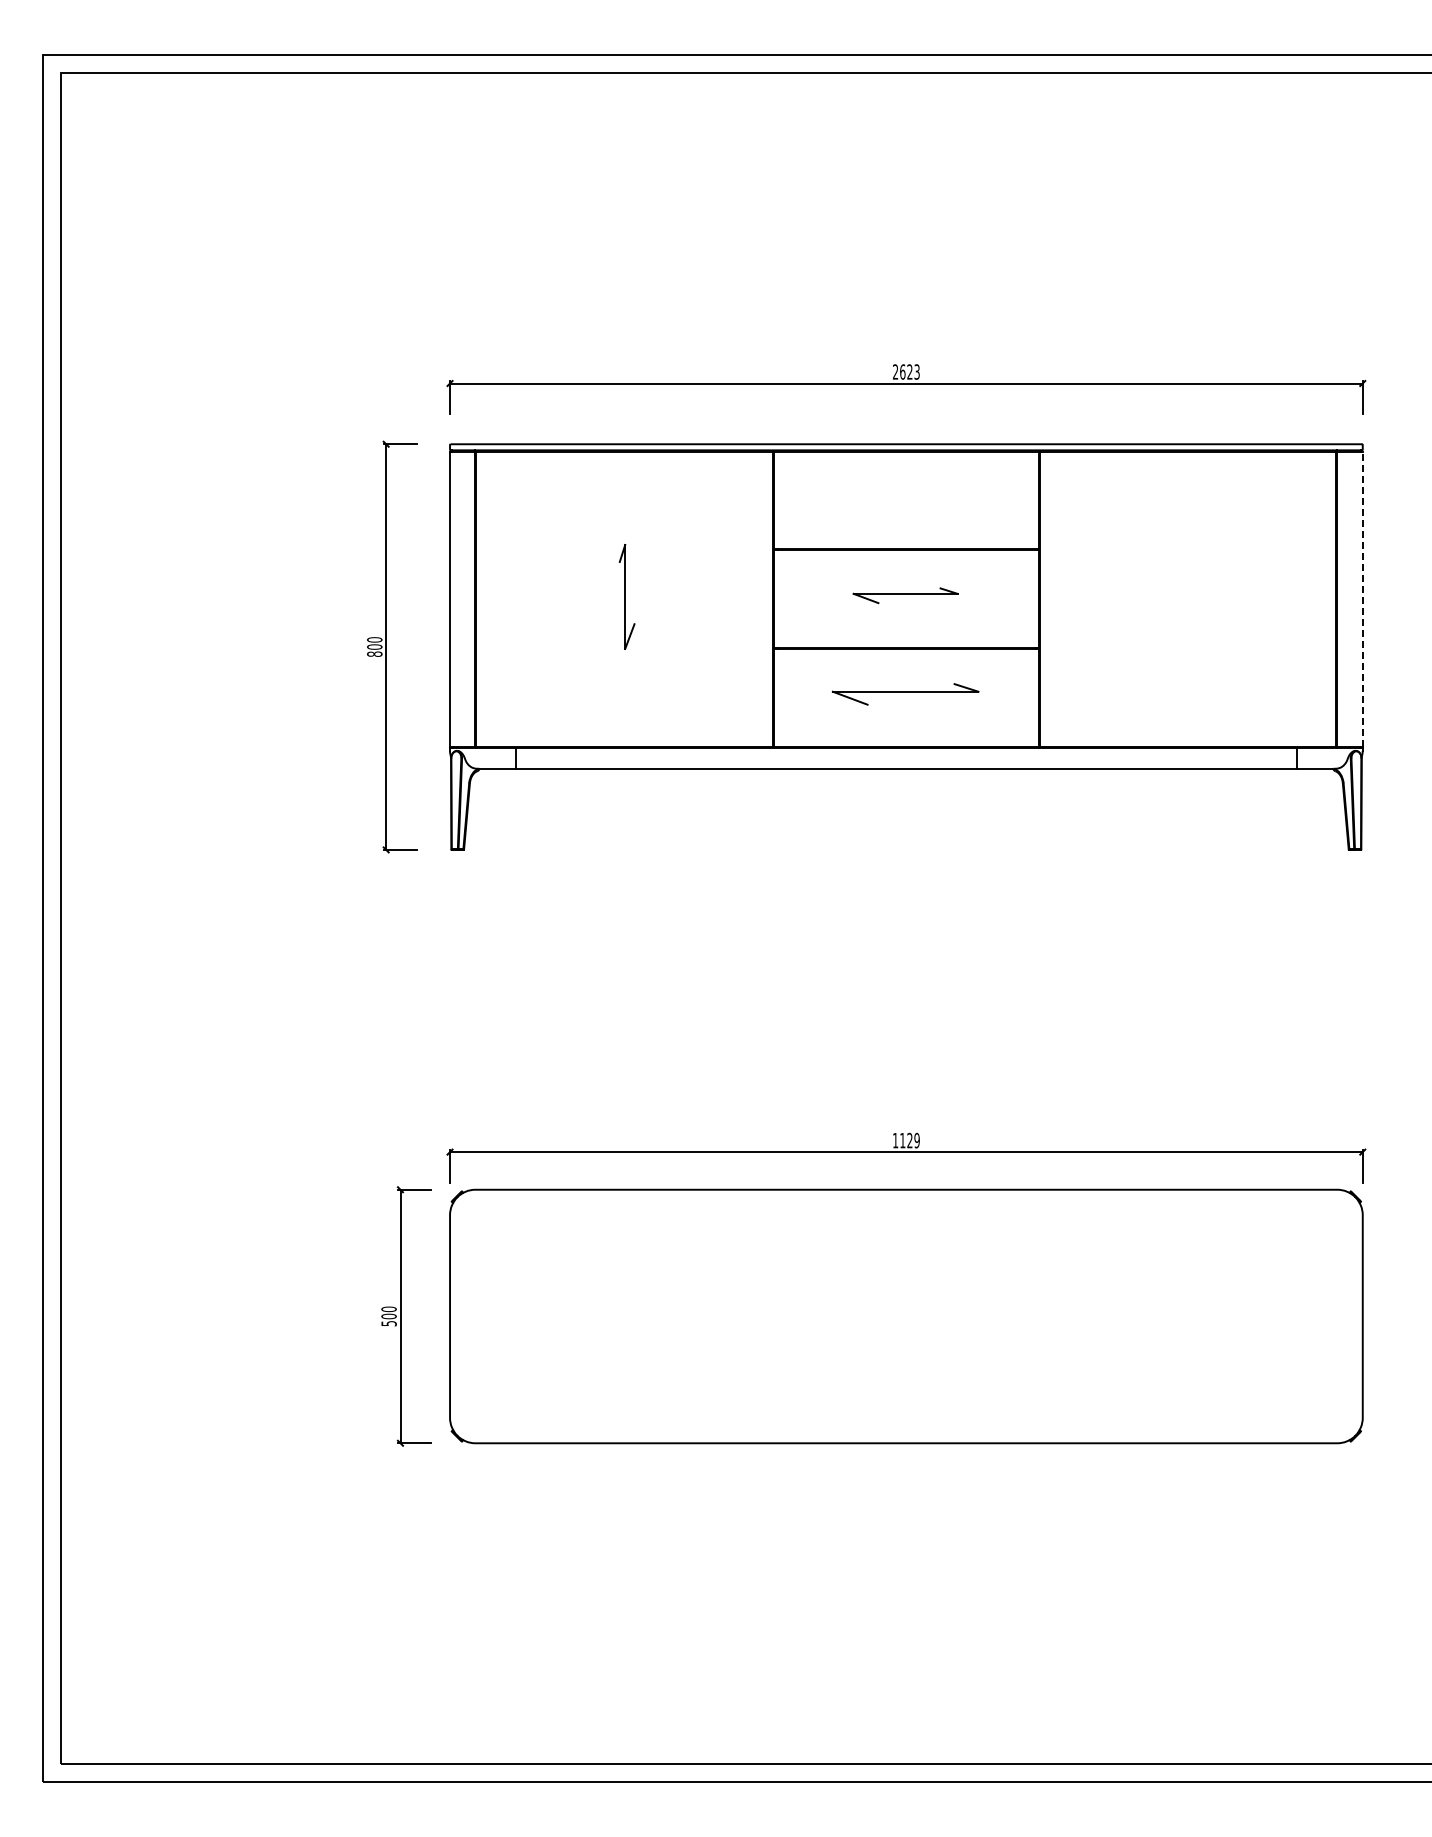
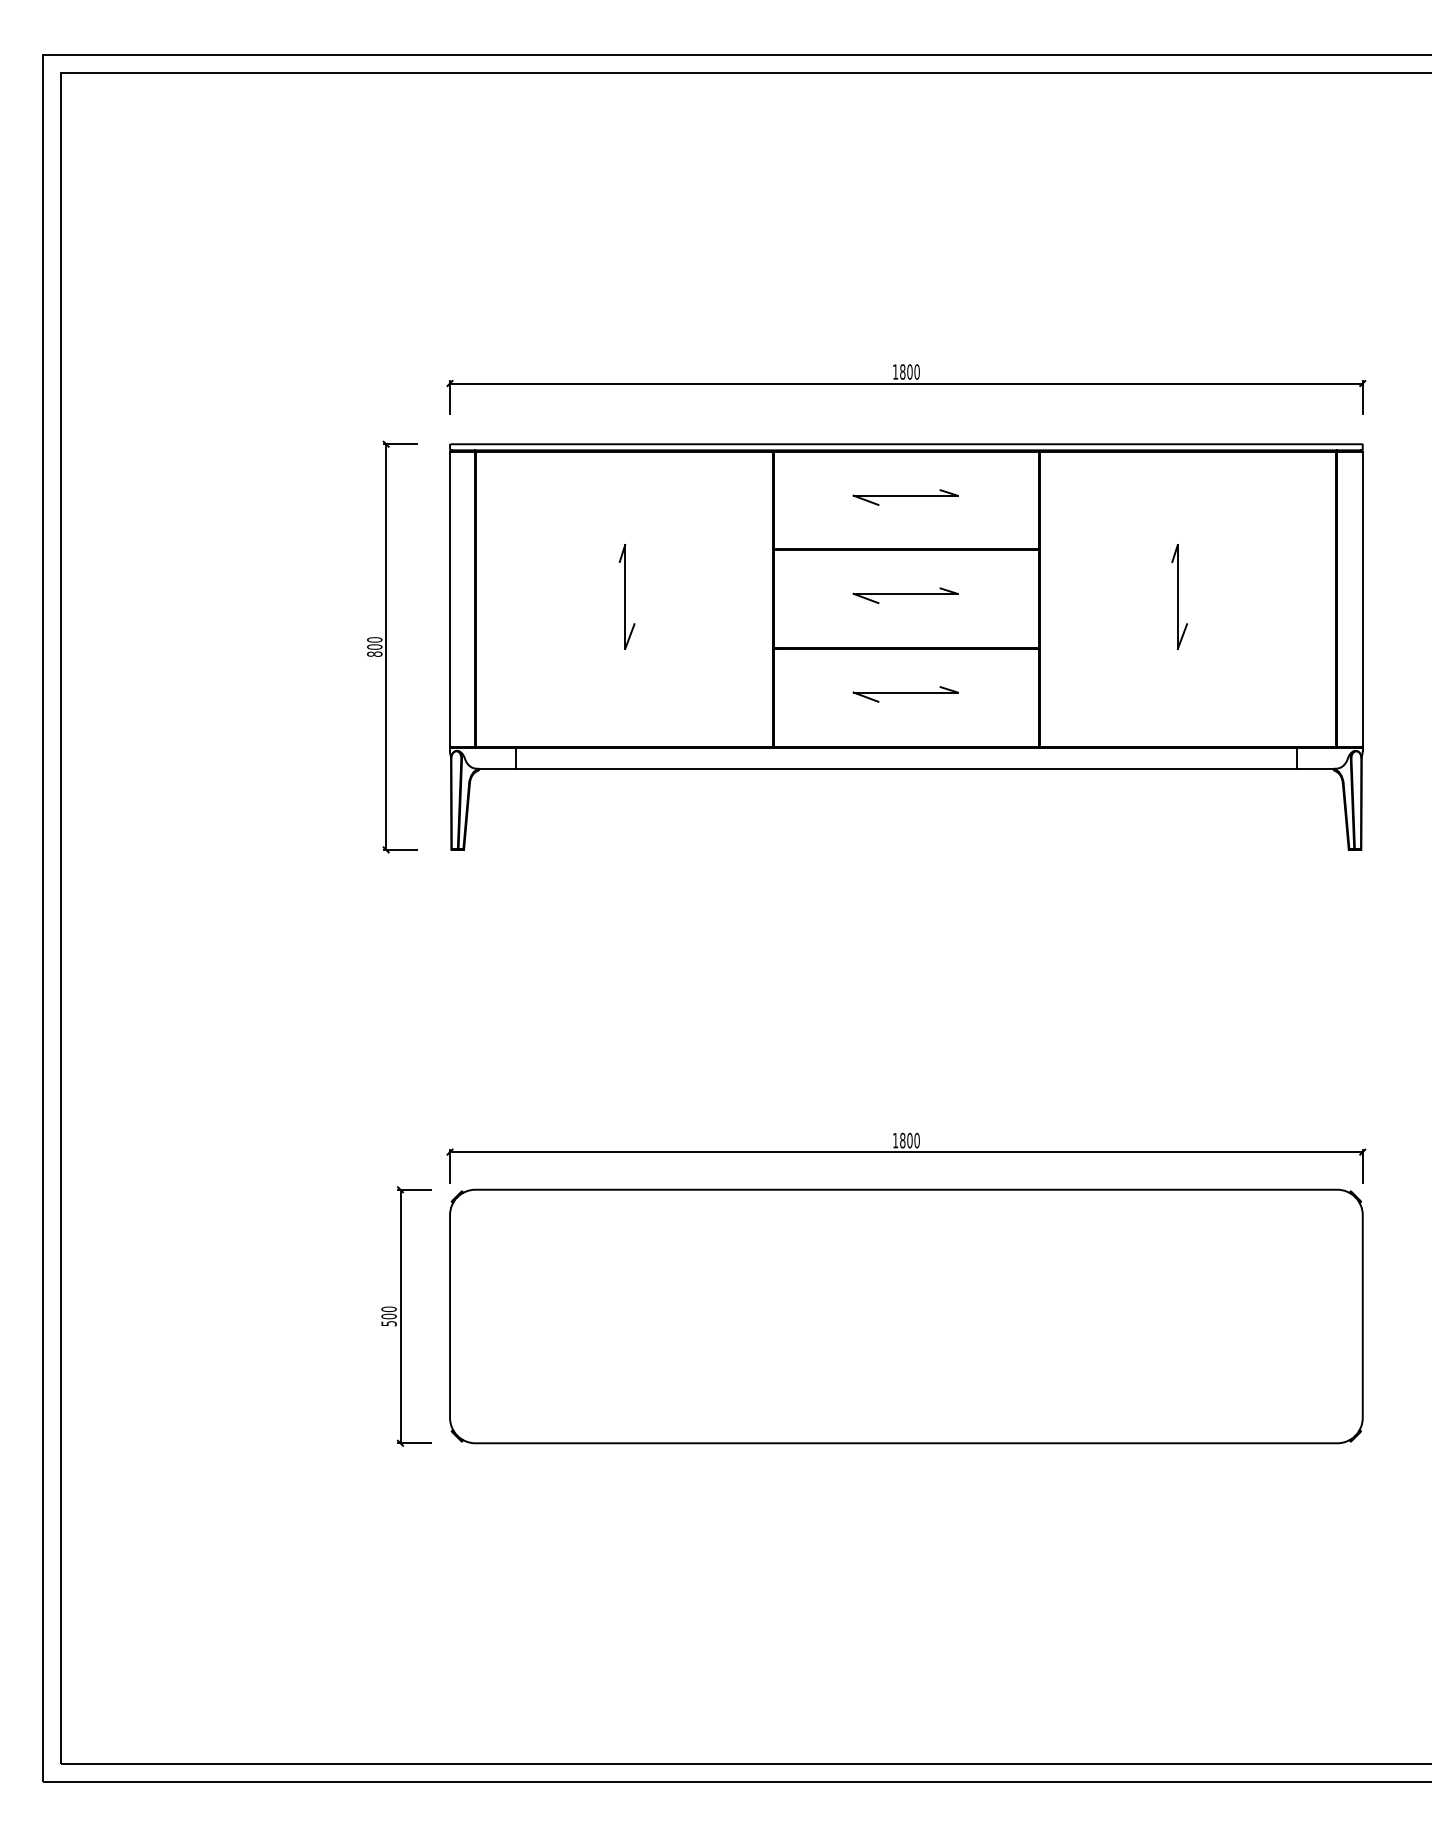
text: 2623 -> 1800 (906, 371)
part: none -> present (905, 497)
part: none -> present (1179, 596)
line: dashed -> solid (1362, 599)
part size: 148x23 px -> 107x17 px (905, 694)
text: 1129 -> 1800 (909, 1140)
